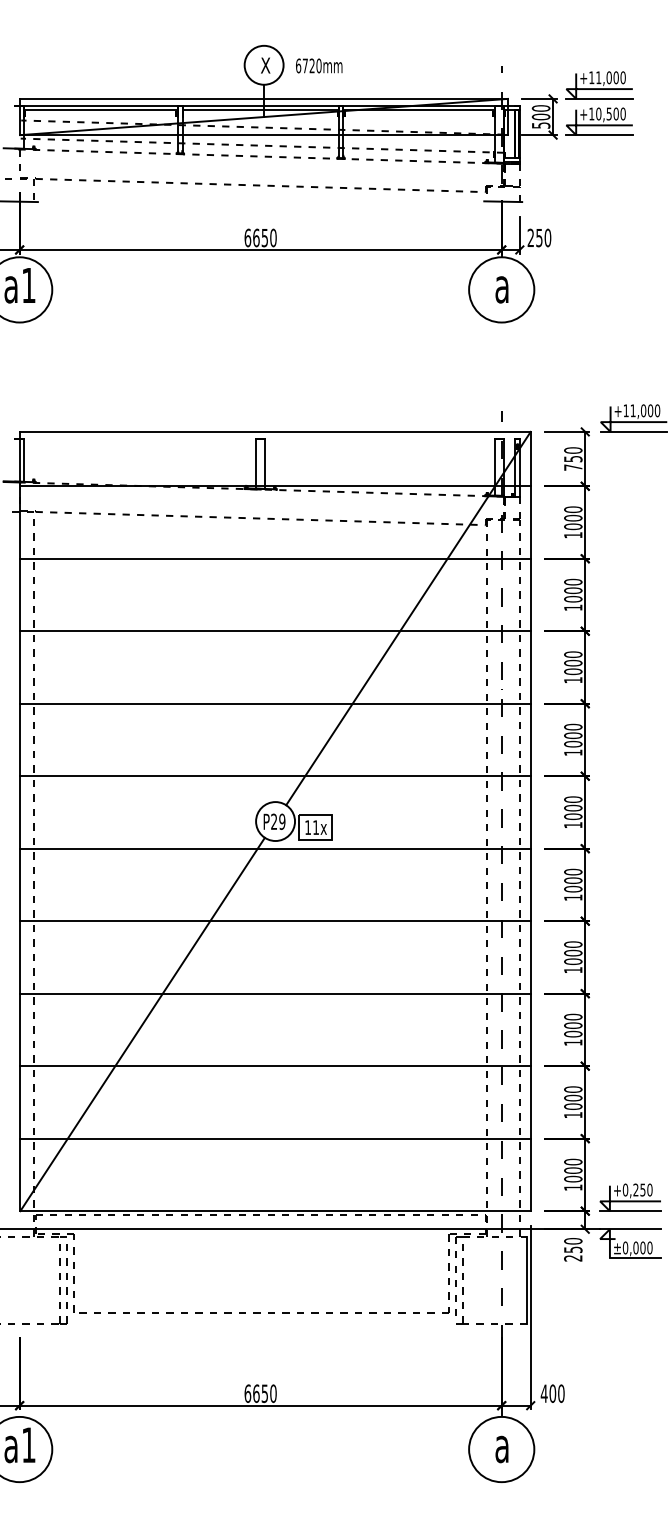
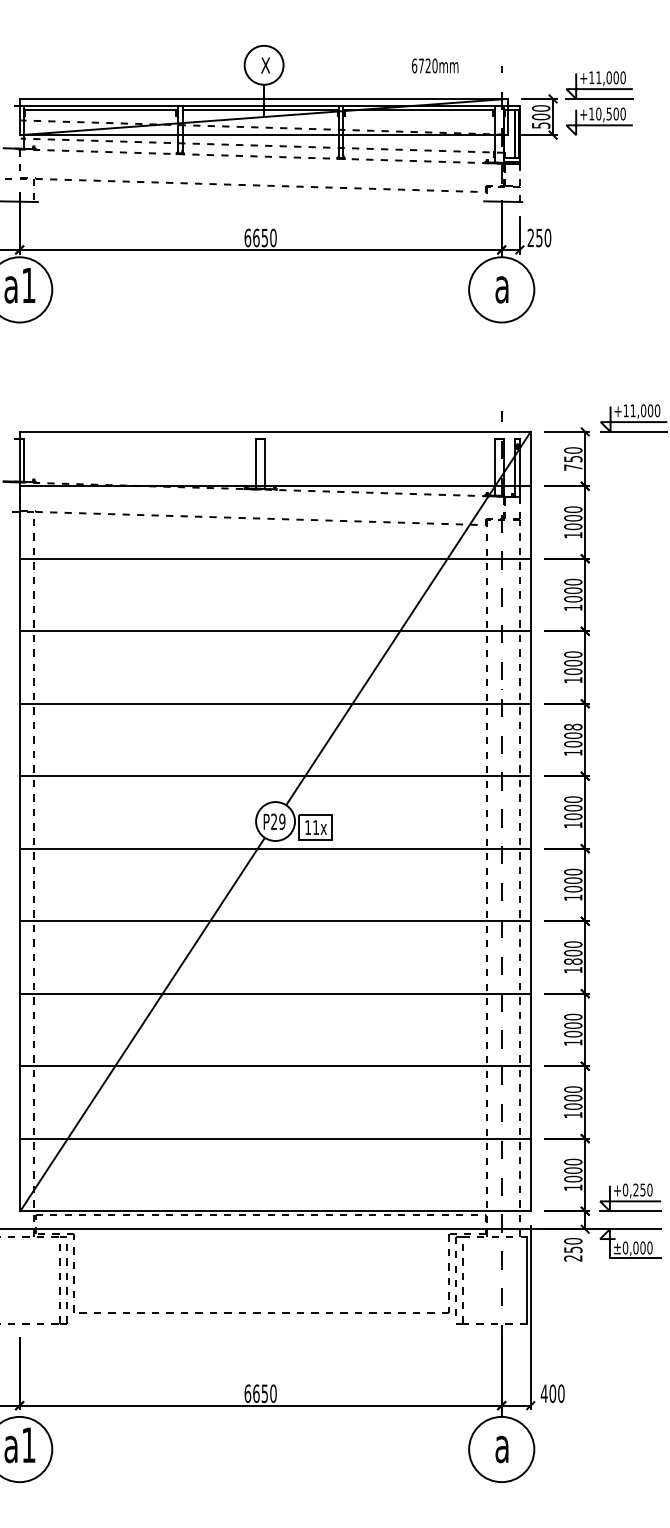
text position: (319, 65) -> (435, 65) (435, 65)
line: present -> none (599, 135)
text: 1000 -> 1008 (573, 726)
text: 1000 -> 1800 (573, 961)
